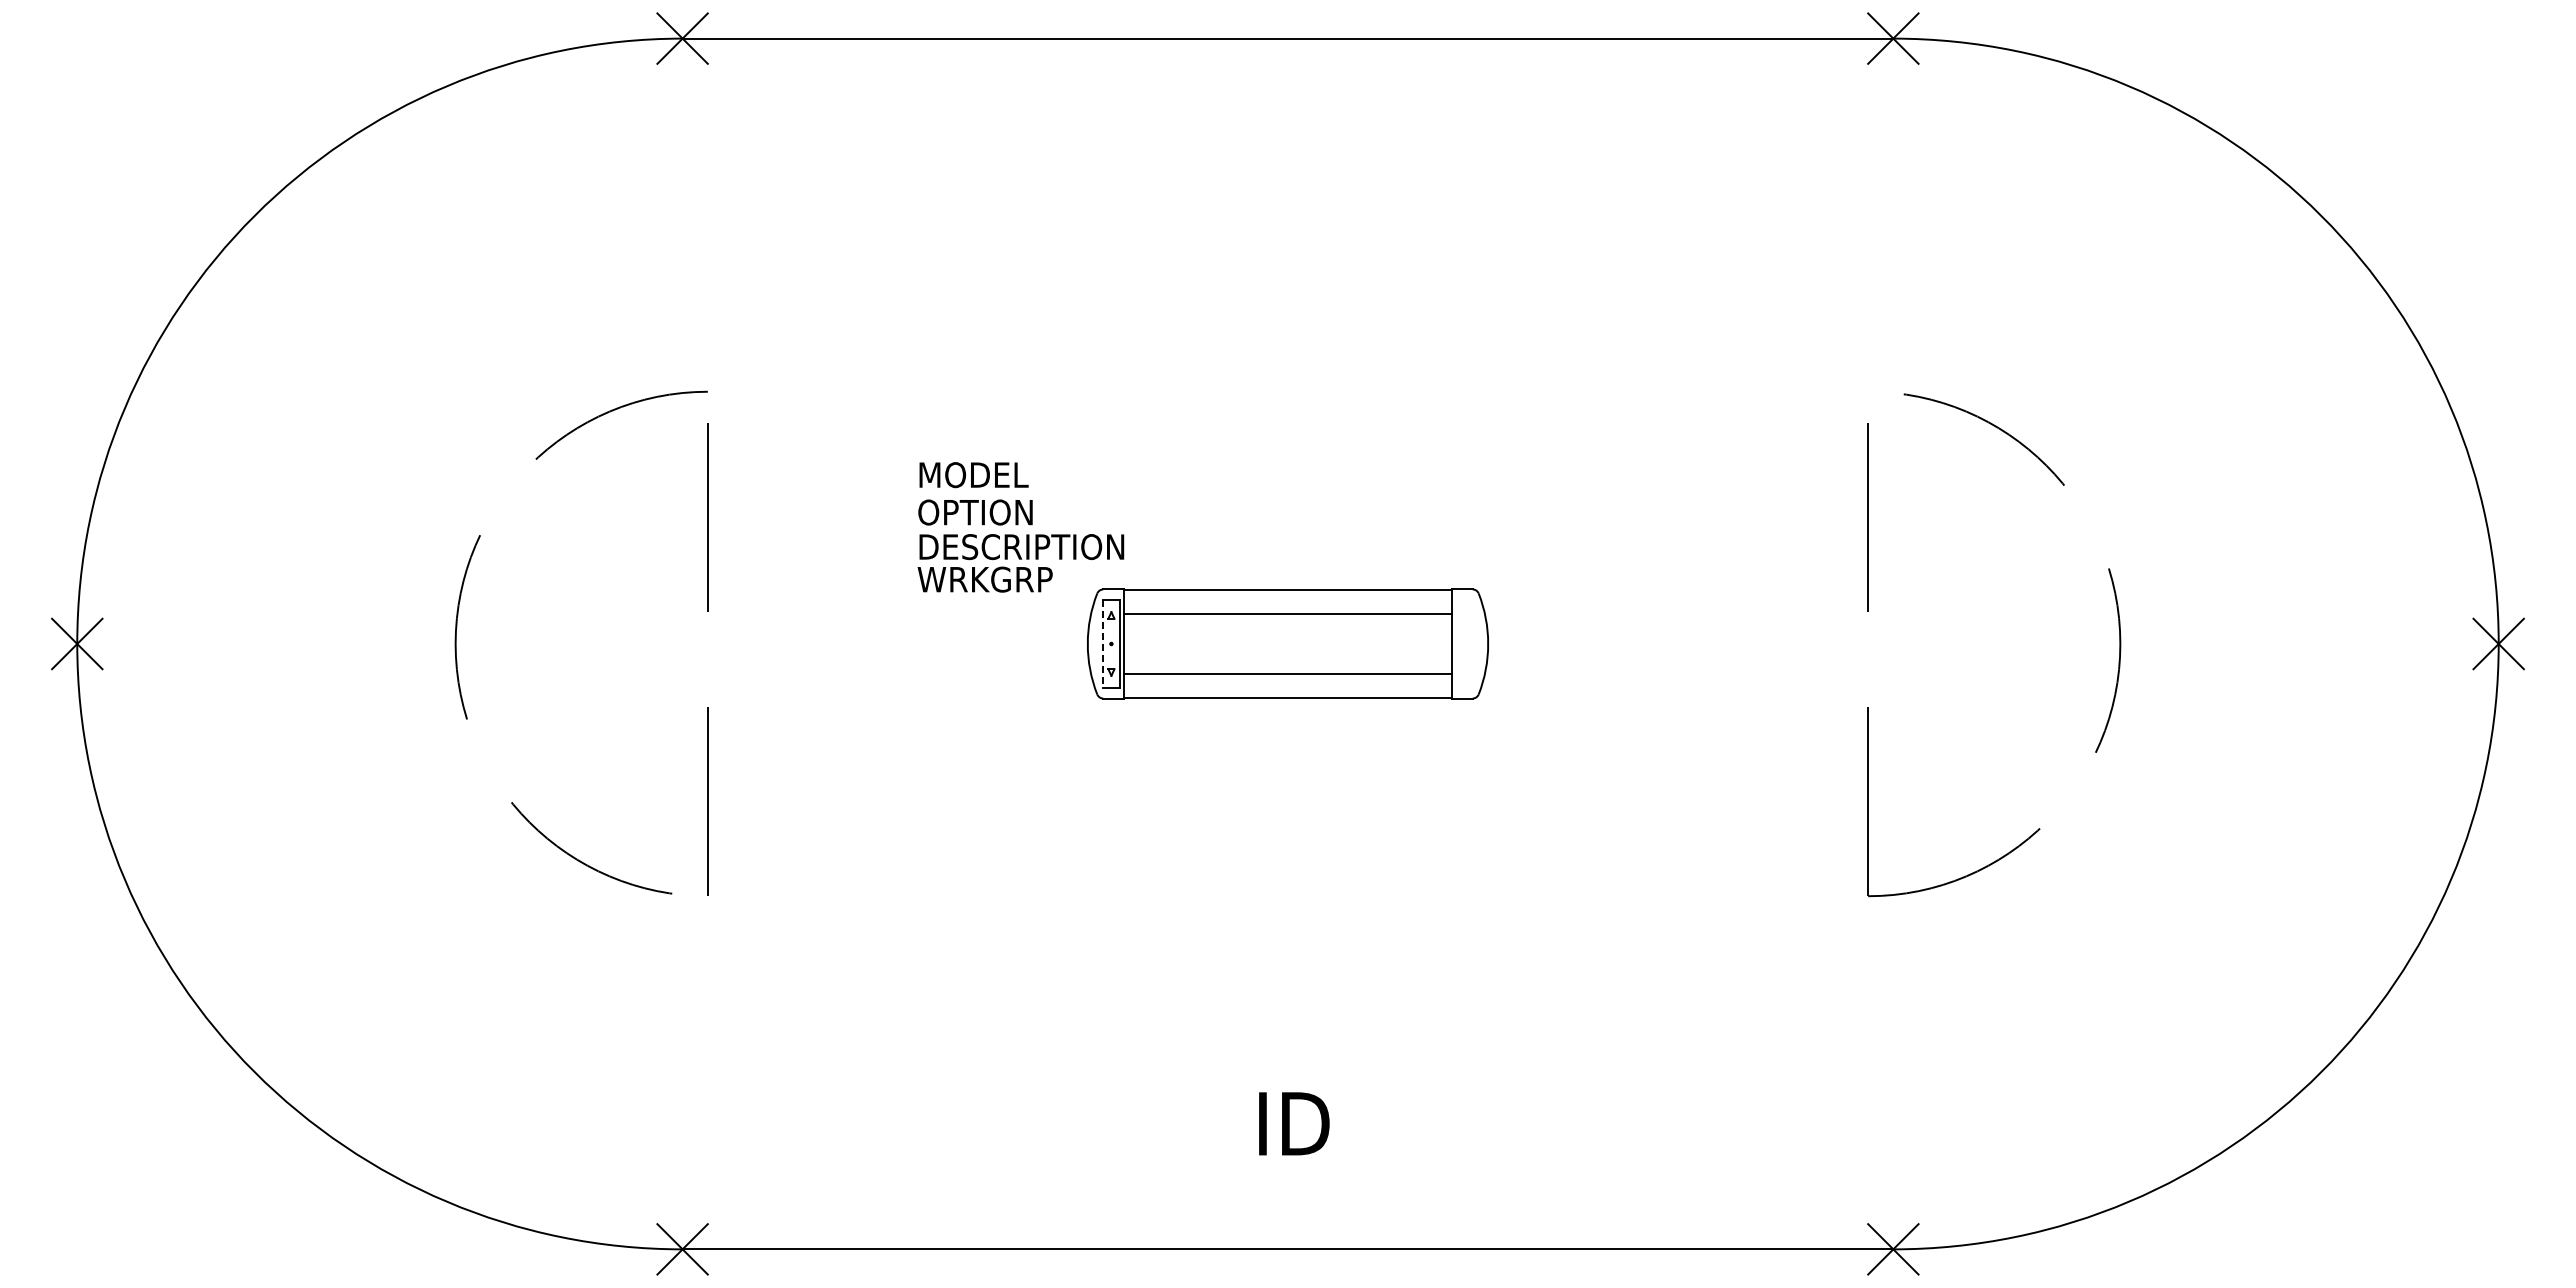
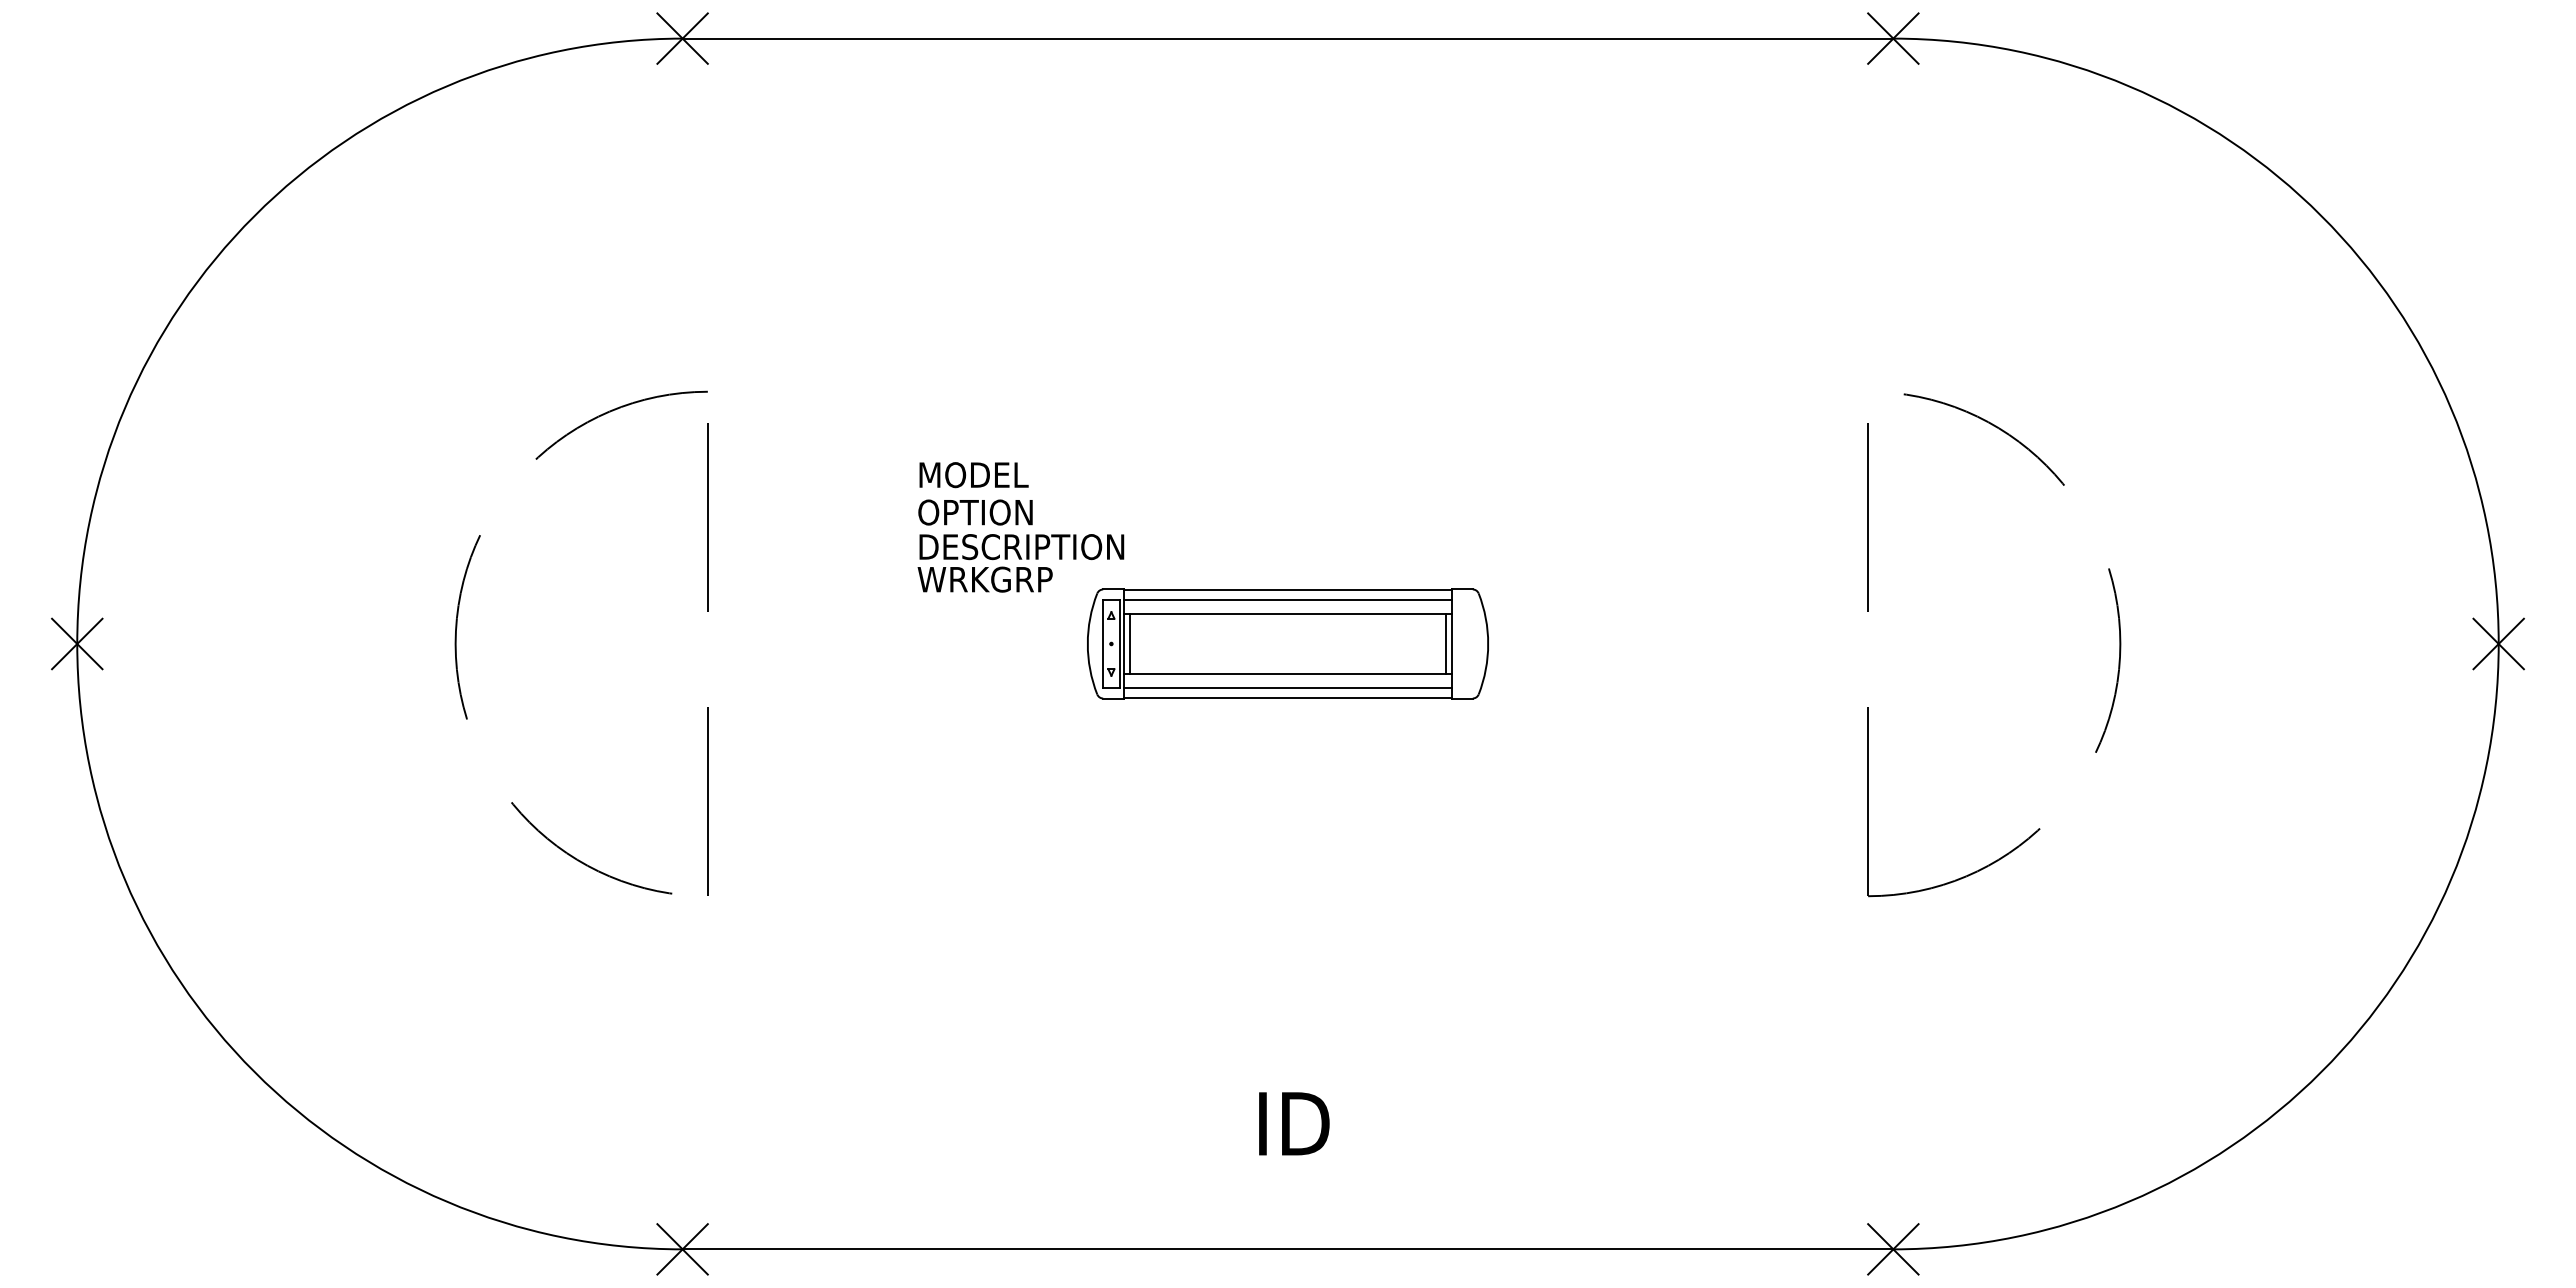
line: none -> present (1287, 600)
line: none -> present (1130, 643)
line: none -> present (1445, 643)
line: dashed -> solid (1102, 644)
line: none -> present (1287, 687)
